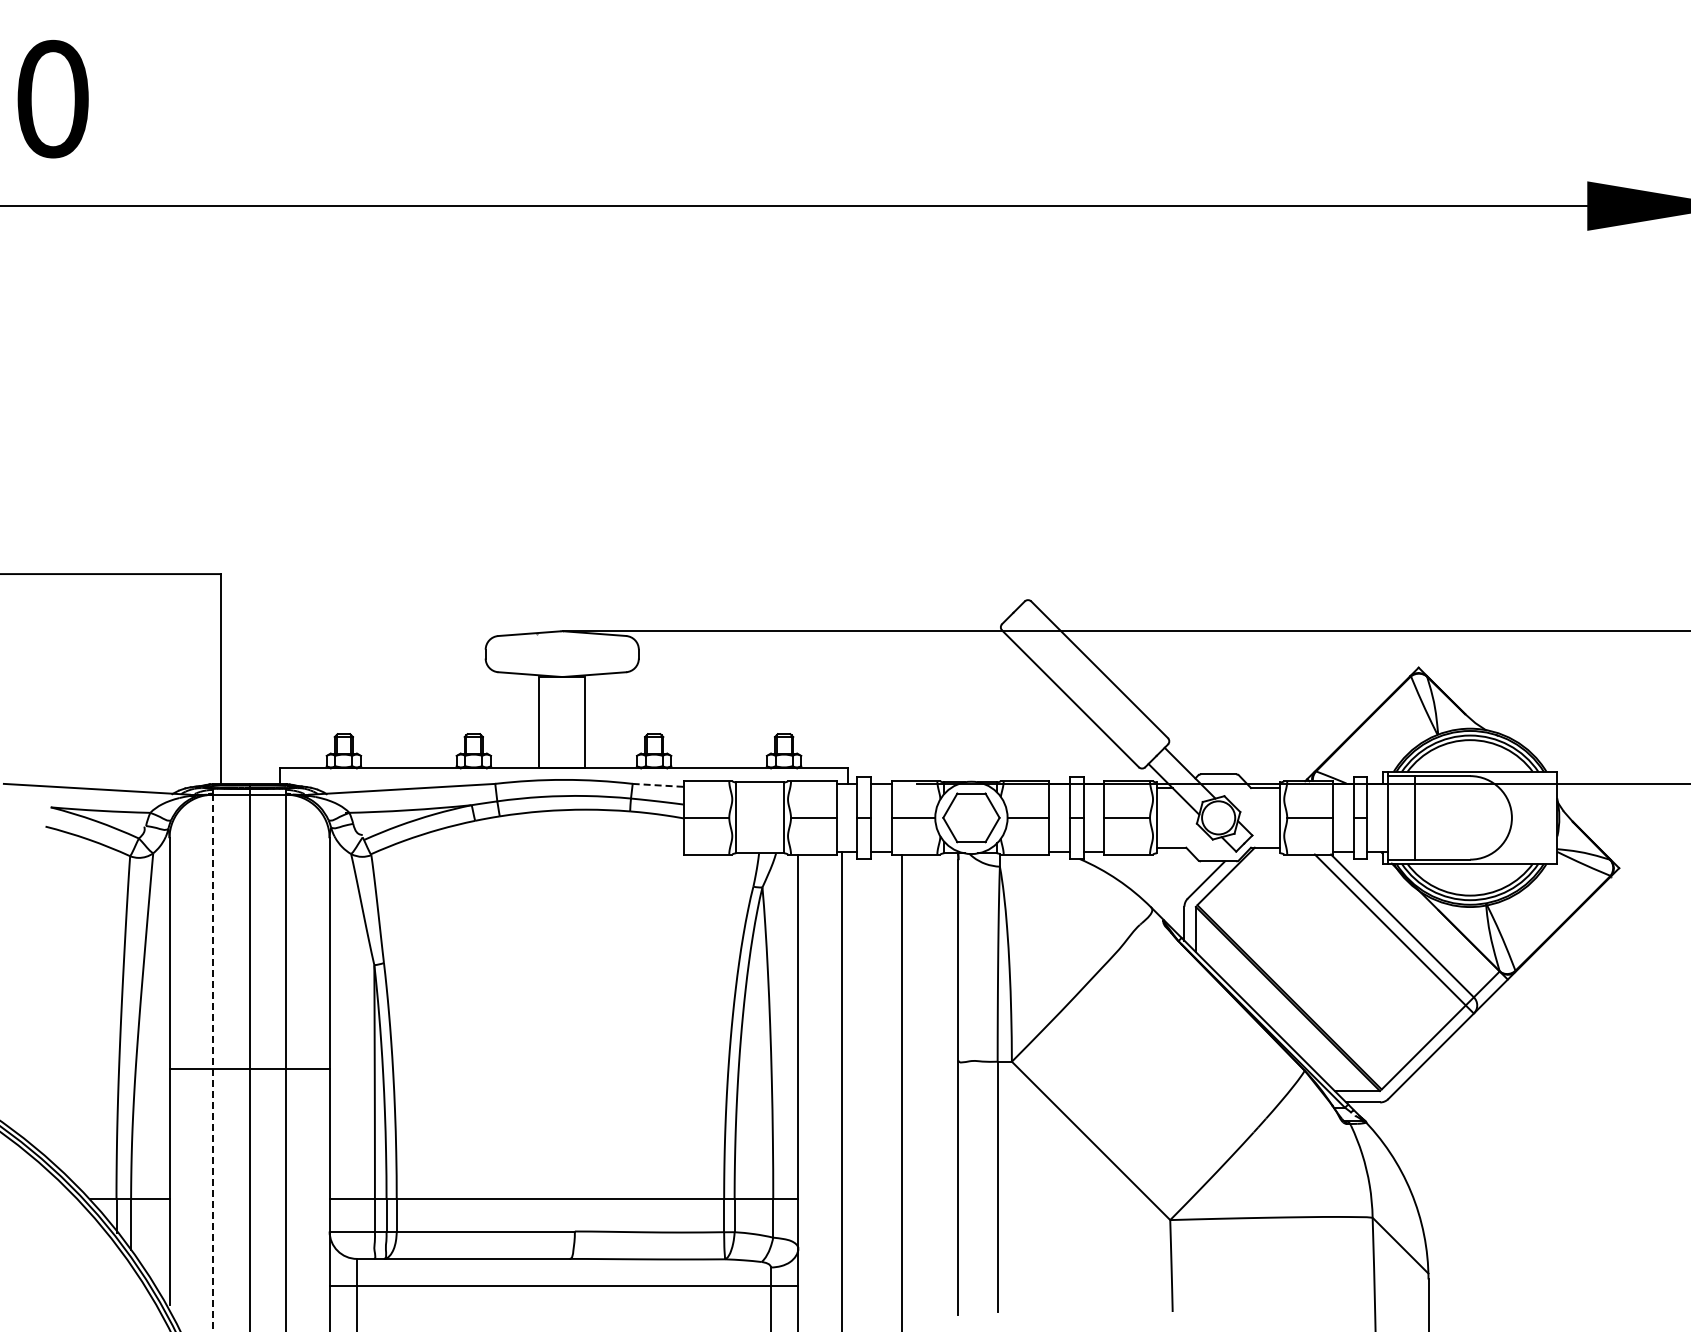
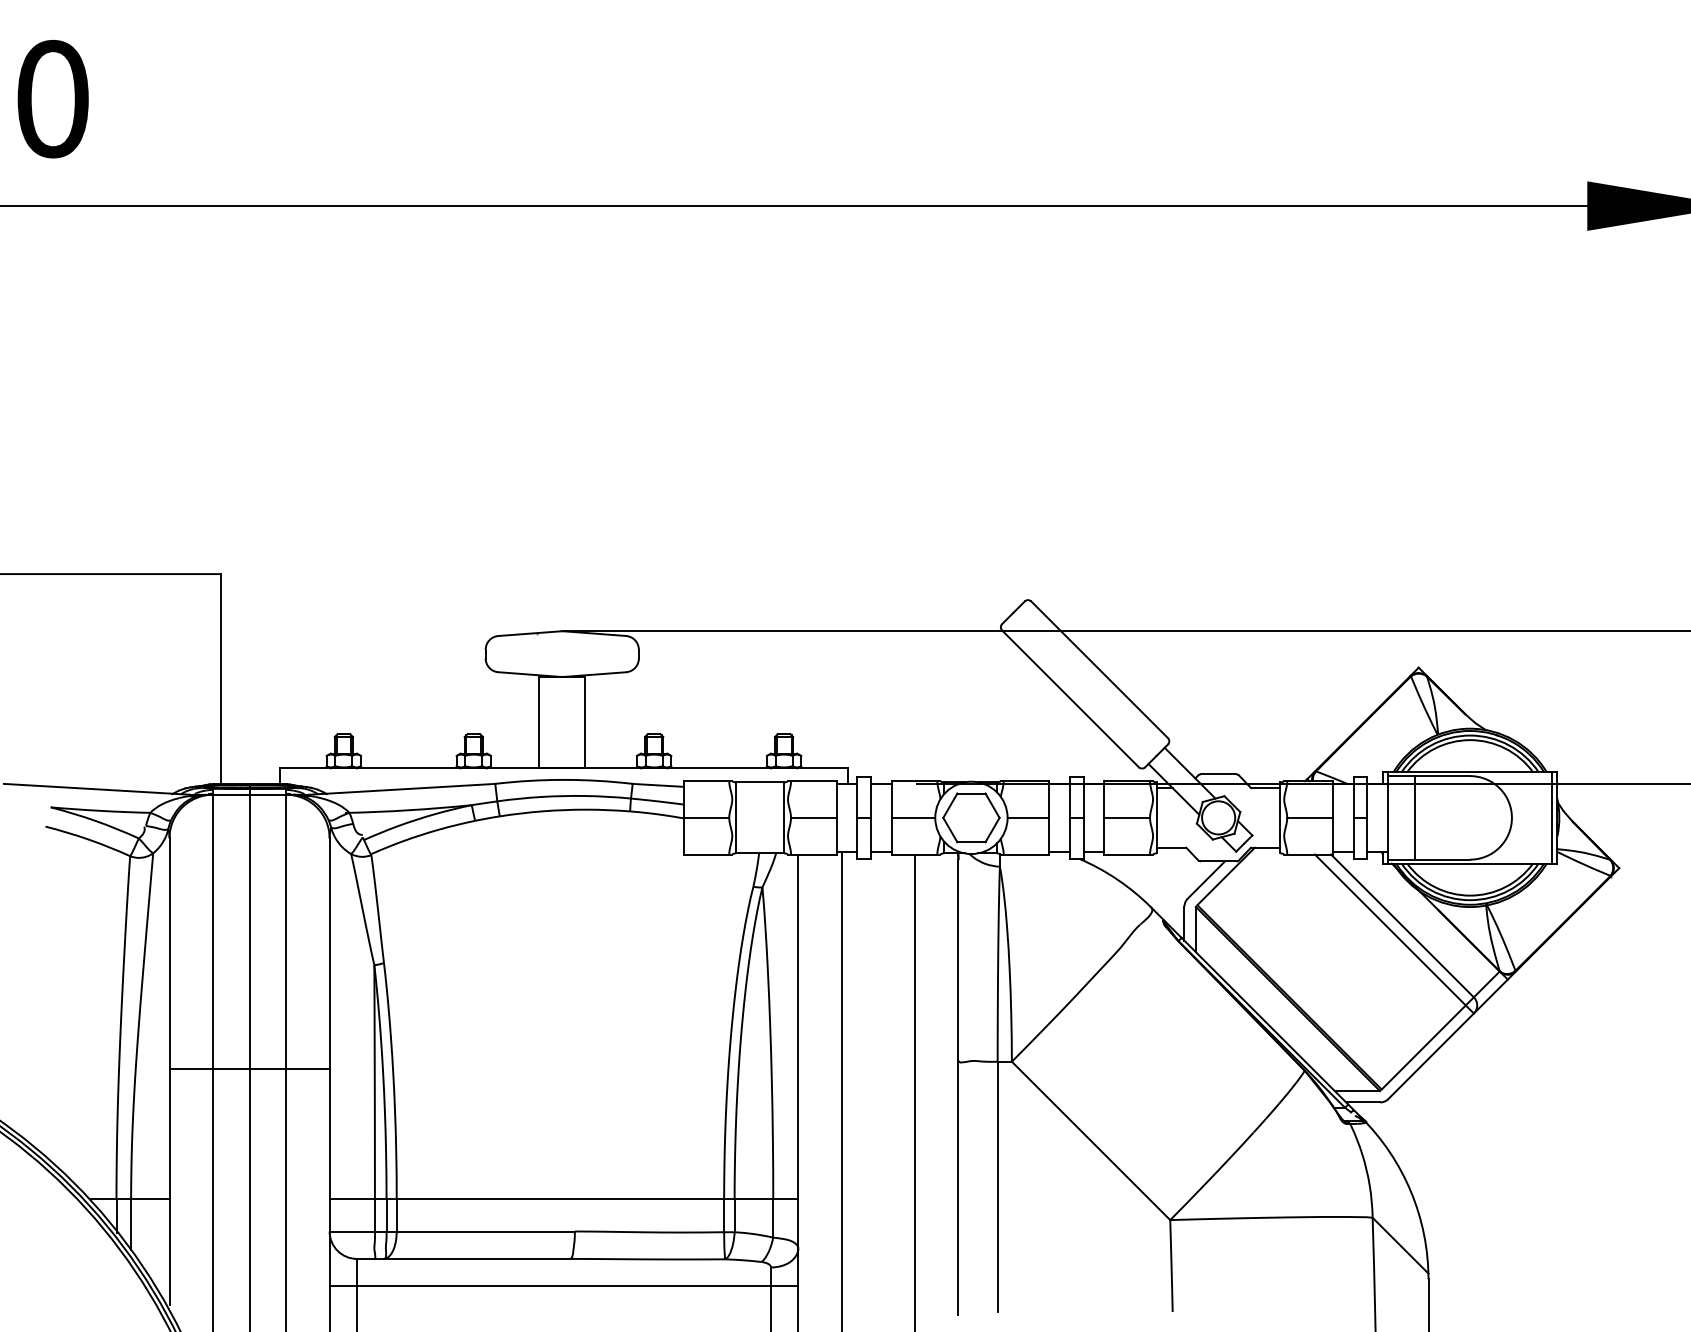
line: dashed -> solid (657, 785)
line: none -> present (1552, 817)
line: dashed -> solid (213, 1062)
line position: (902, 1091) -> (915, 1091) (915, 1091)
